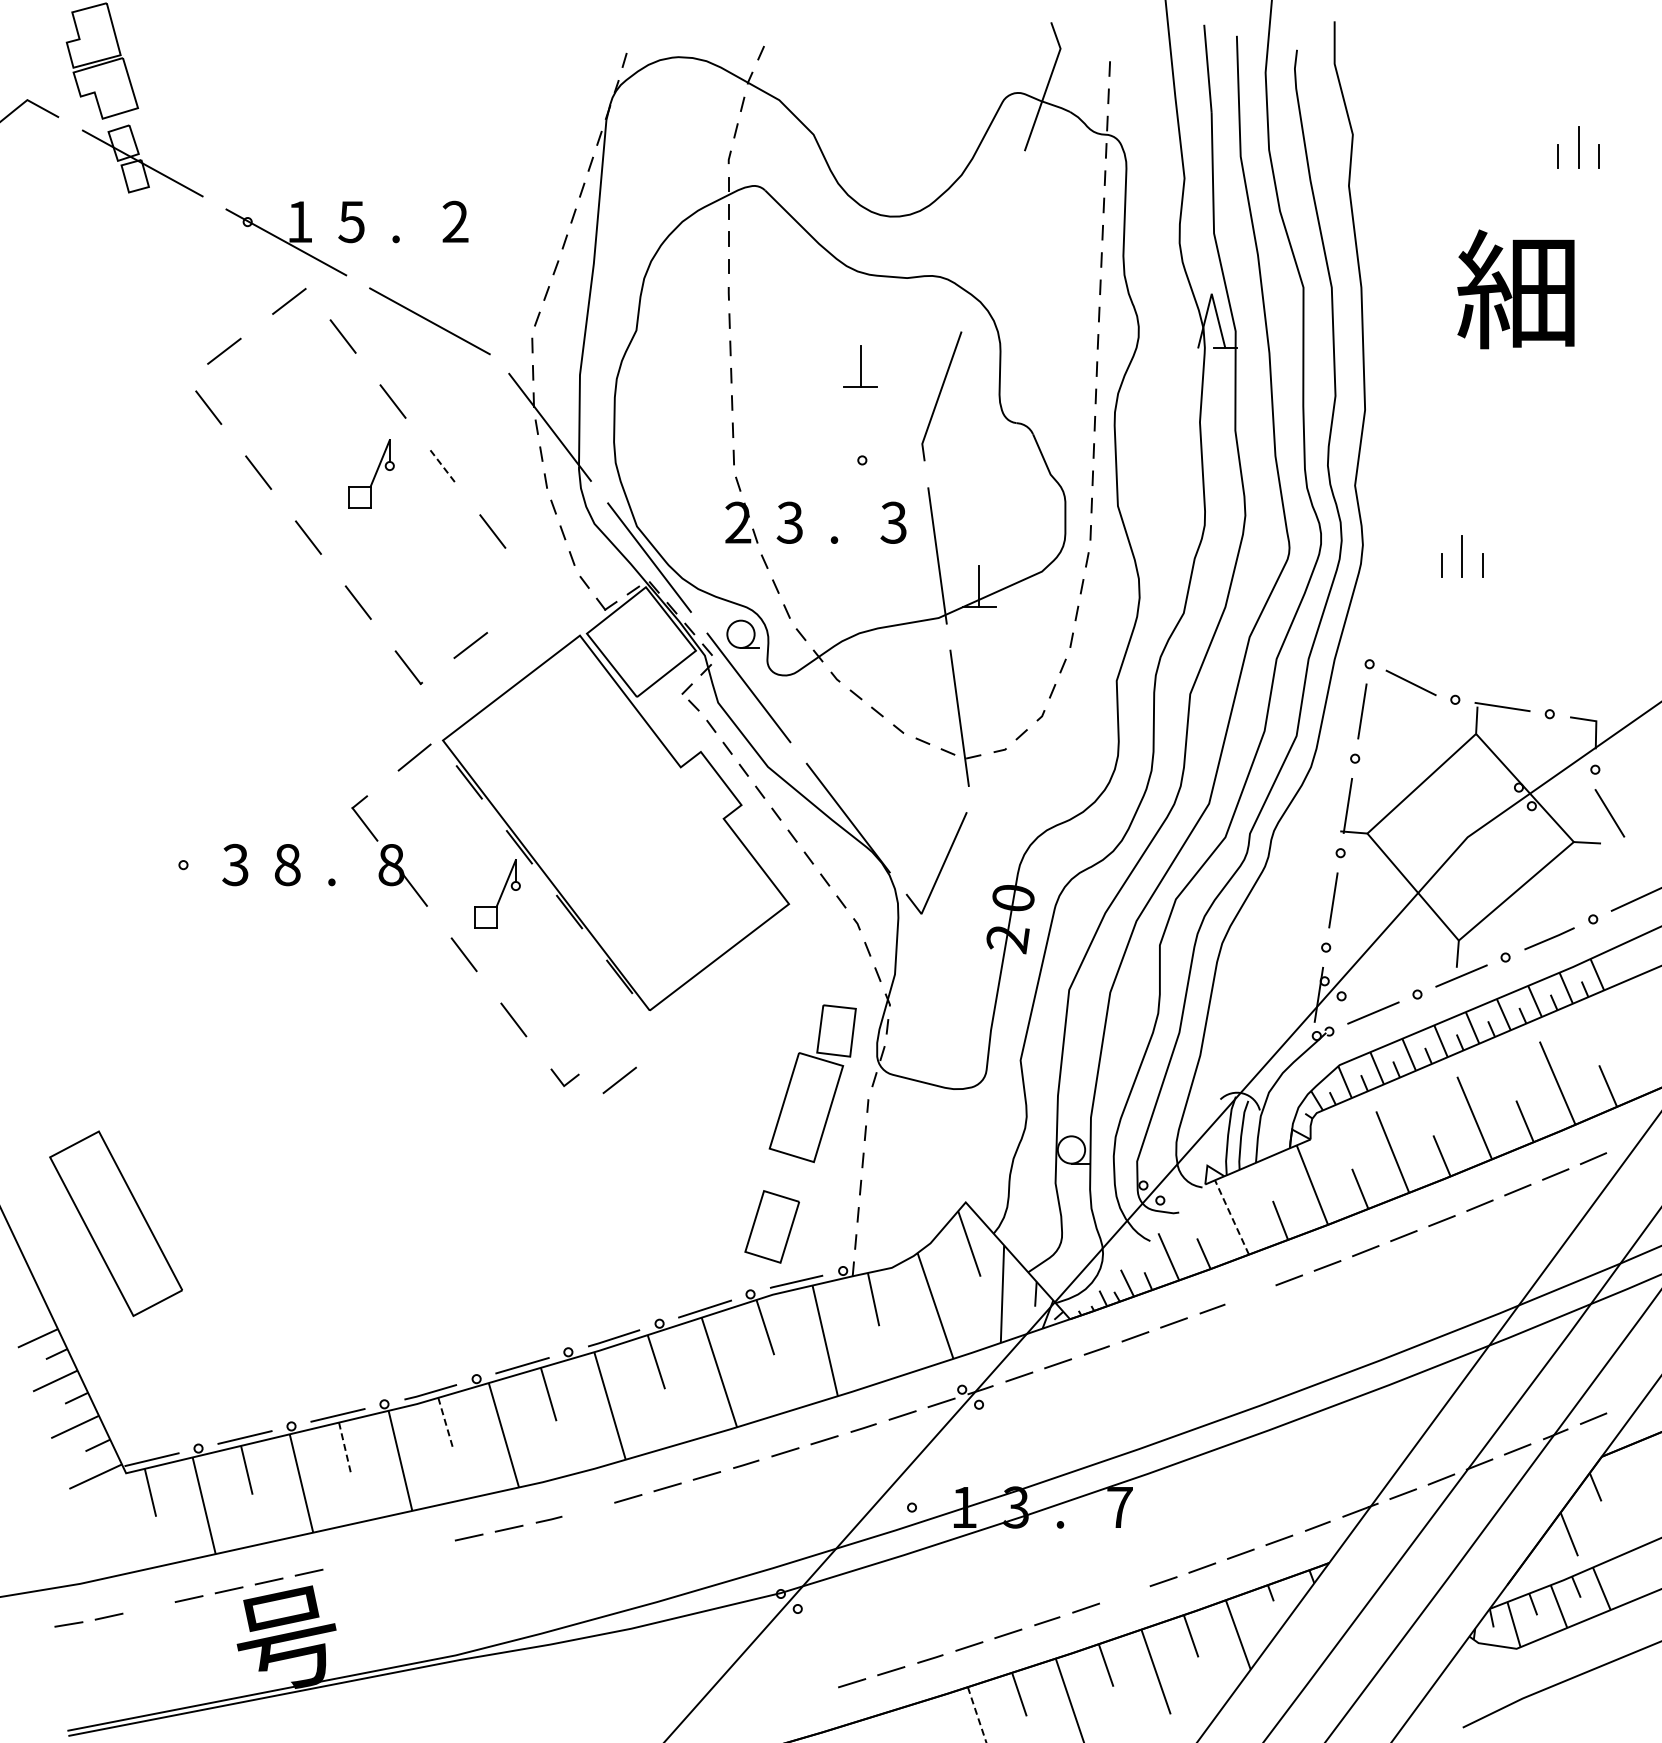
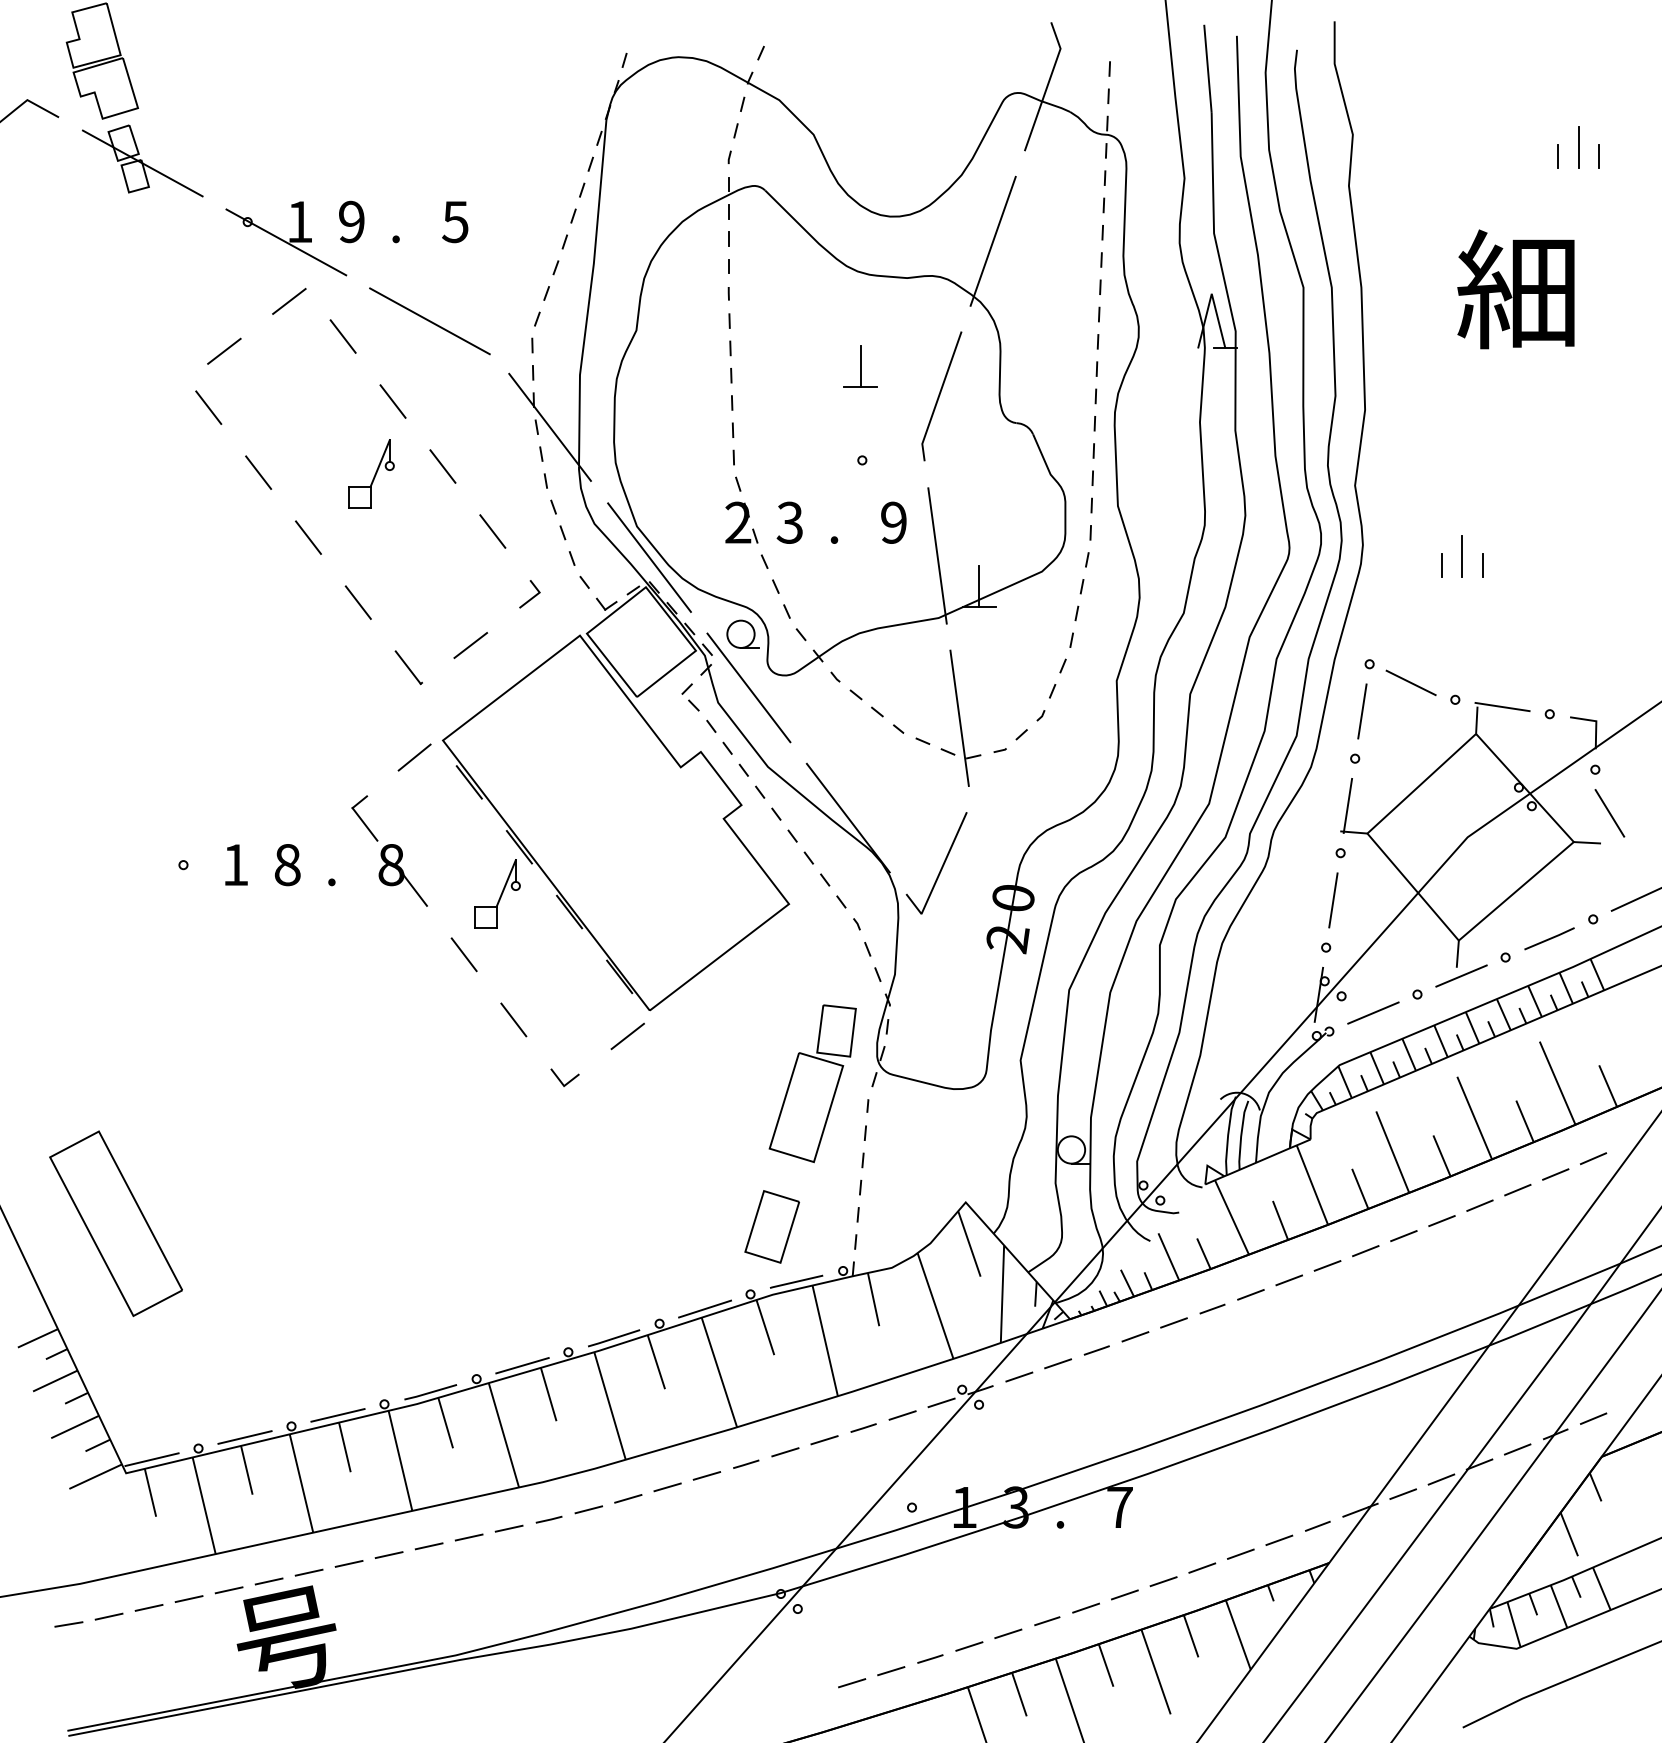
text: 5 -> 9 (351, 221)
text: 2 -> 5 (455, 221)
line: none -> present (992, 240)
line: dashed -> solid (443, 466)
text: 3 -> 9 (893, 522)
line: none -> present (532, 596)
text: 3 -> 1 (235, 864)
line position: (619, 1080) -> (627, 1036) (627, 1036)
line: dashed -> solid (1232, 1217)
line: none -> present (1250, 1294)
line: dashed -> solid (445, 1423)
line: dashed -> solid (344, 1447)
line: none -> present (588, 1509)
line: none -> present (428, 1546)
line: none -> present (388, 1554)
line: none -> present (348, 1563)
line: none -> present (1124, 1594)
line: none -> present (148, 1607)
line: dashed -> solid (977, 1714)
